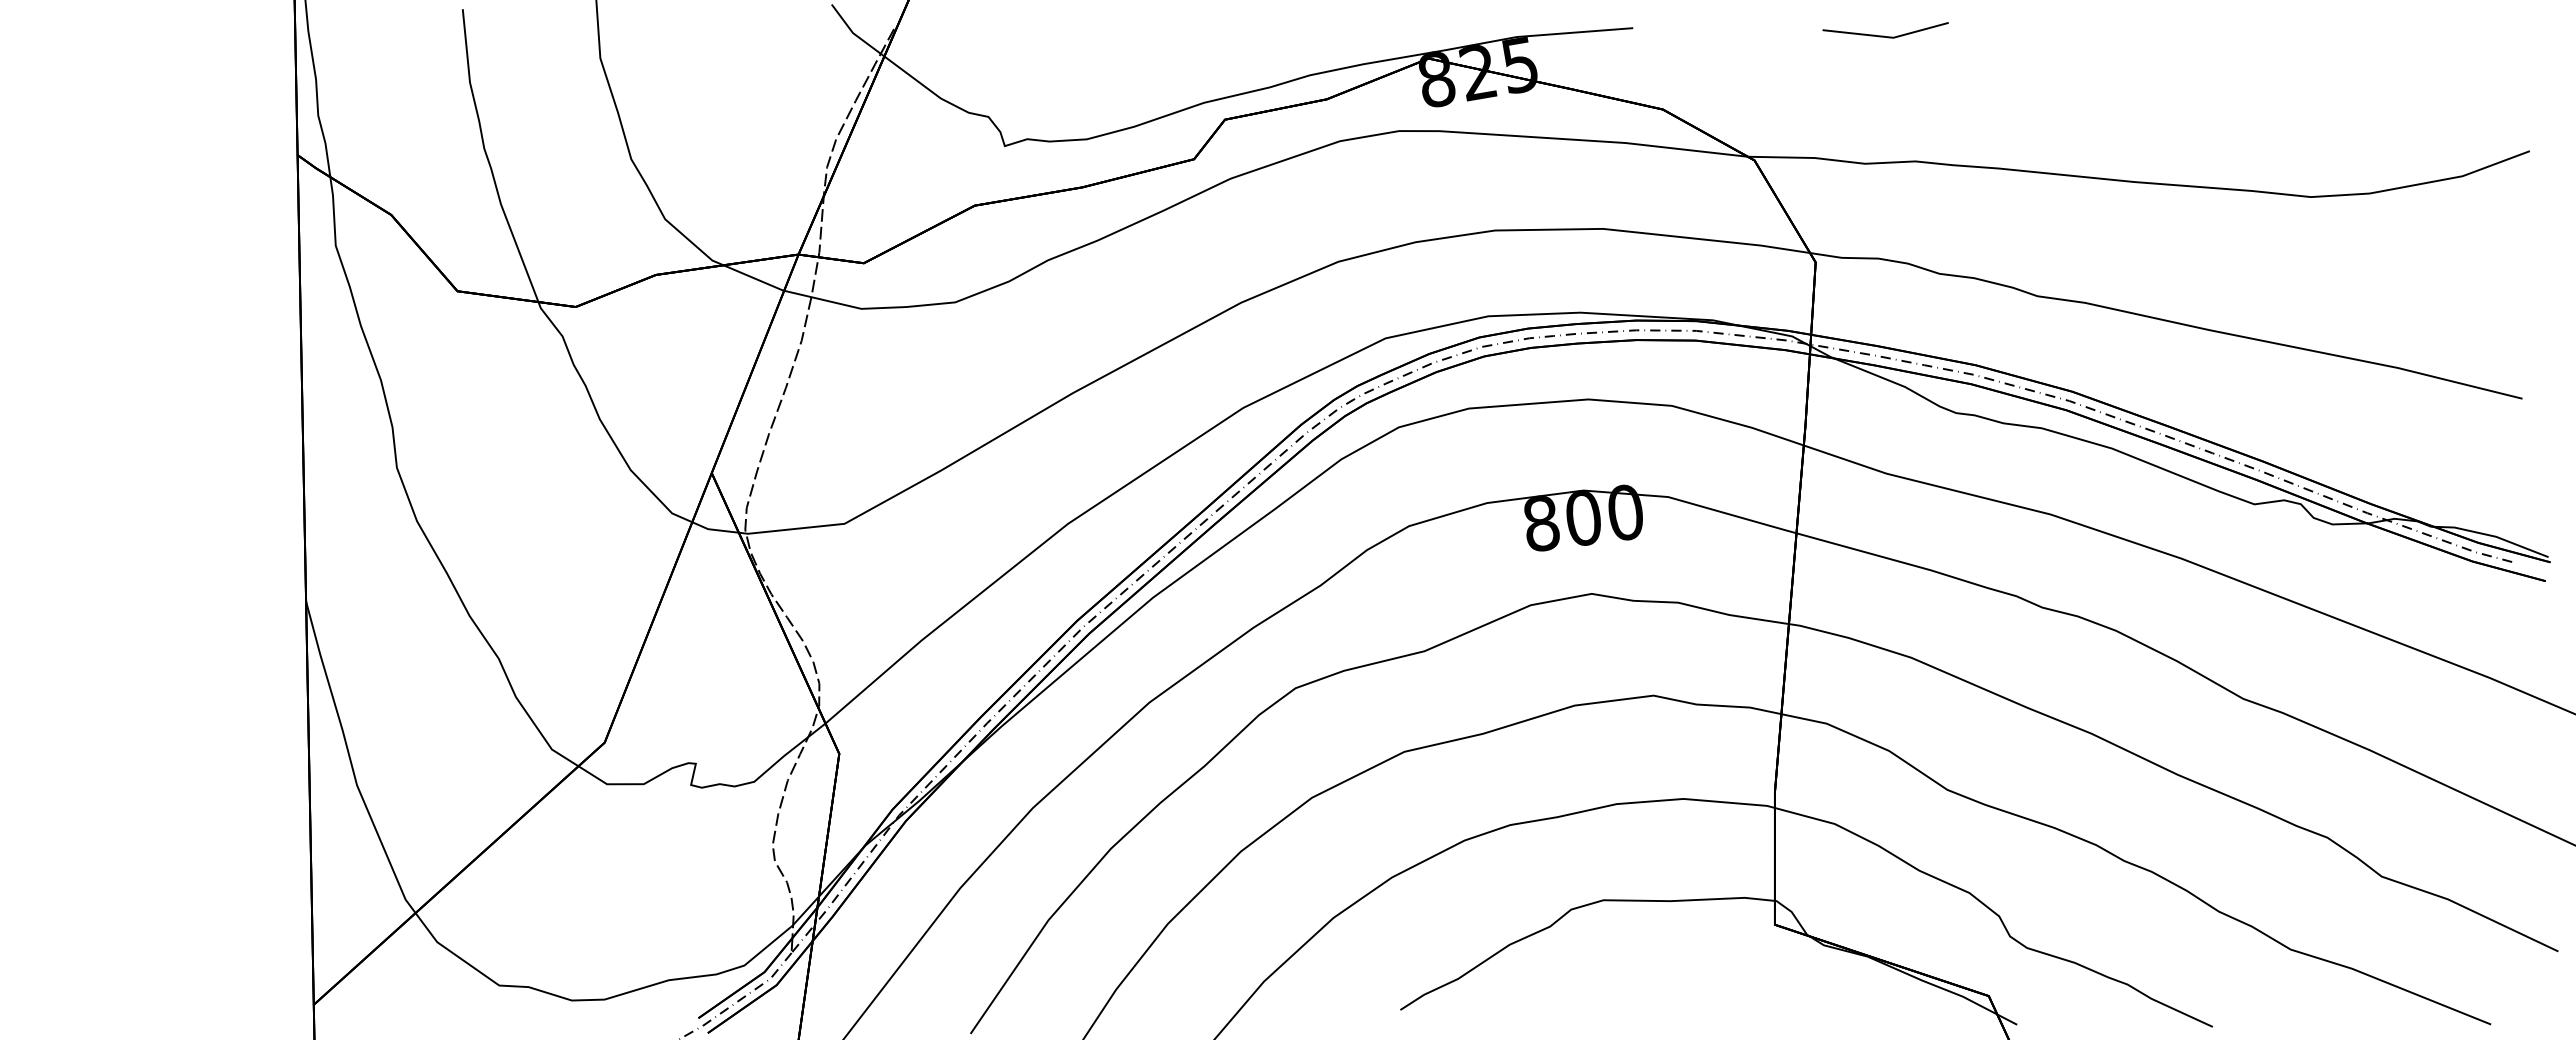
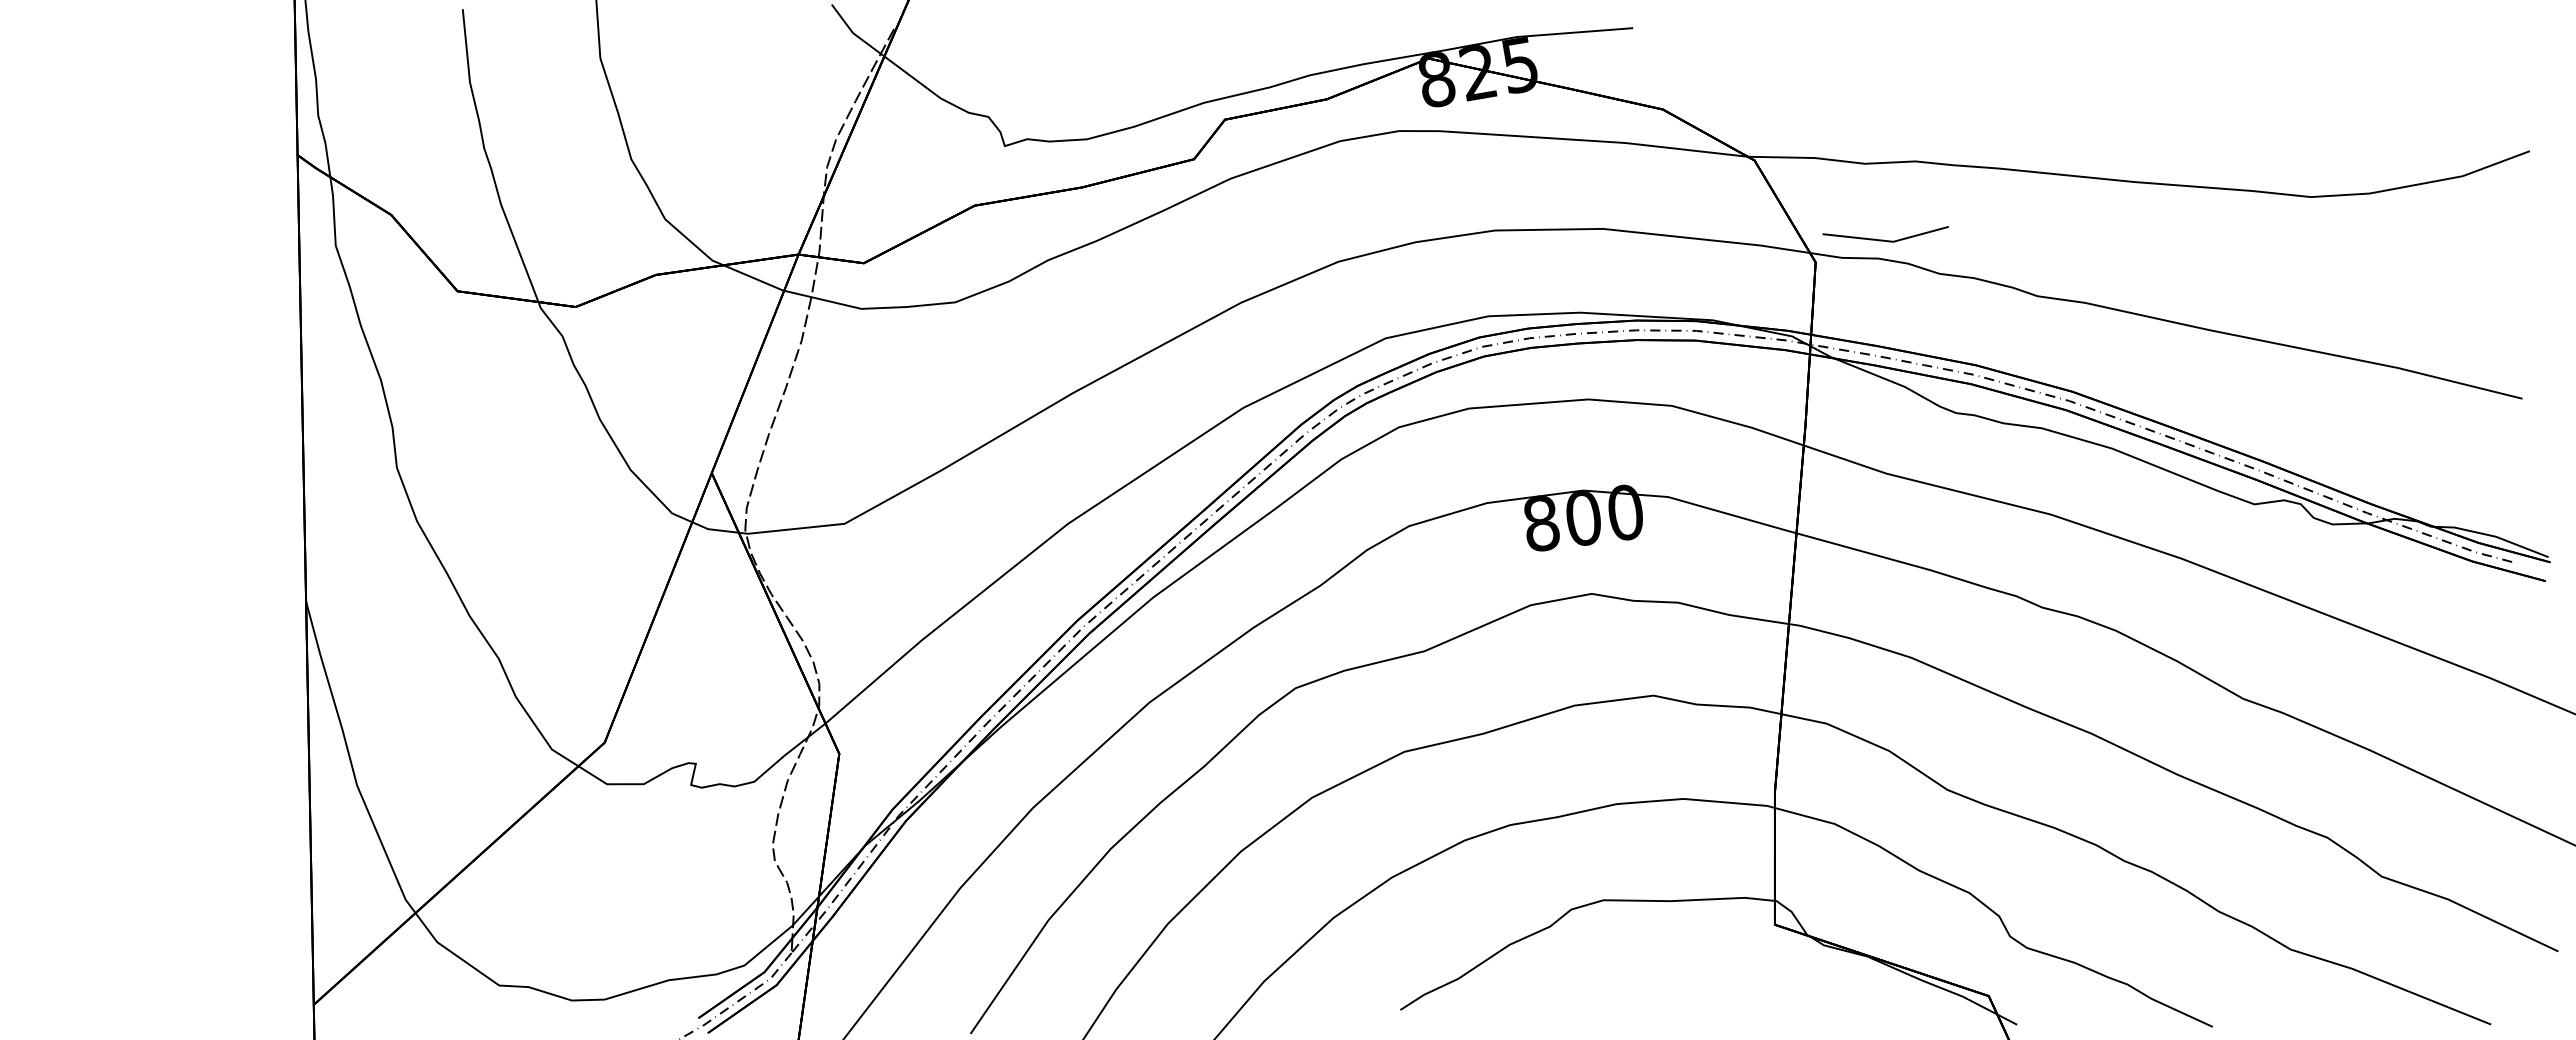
line position: (1884, 35) -> (1884, 239) (1884, 239)
